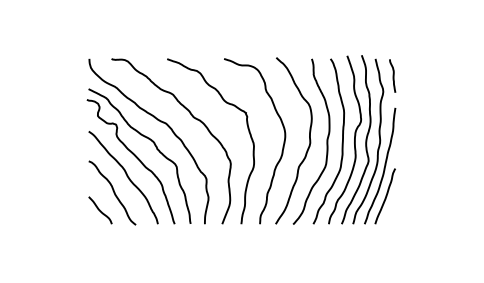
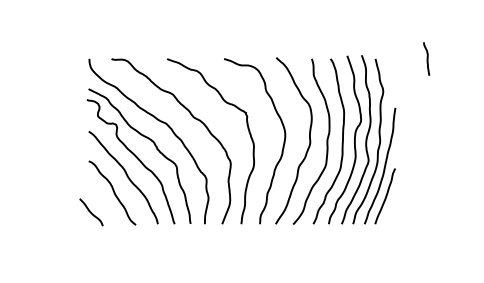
curve position: (392, 75) -> (426, 58) (426, 58)
curve position: (100, 210) -> (91, 212) (91, 212)
